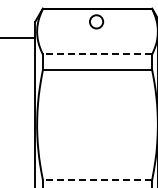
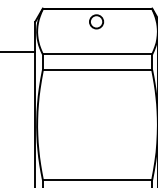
line position: (18, 37) -> (18, 51) (18, 51)
line: dashed -> solid (97, 54)
line: dashed -> solid (97, 179)
